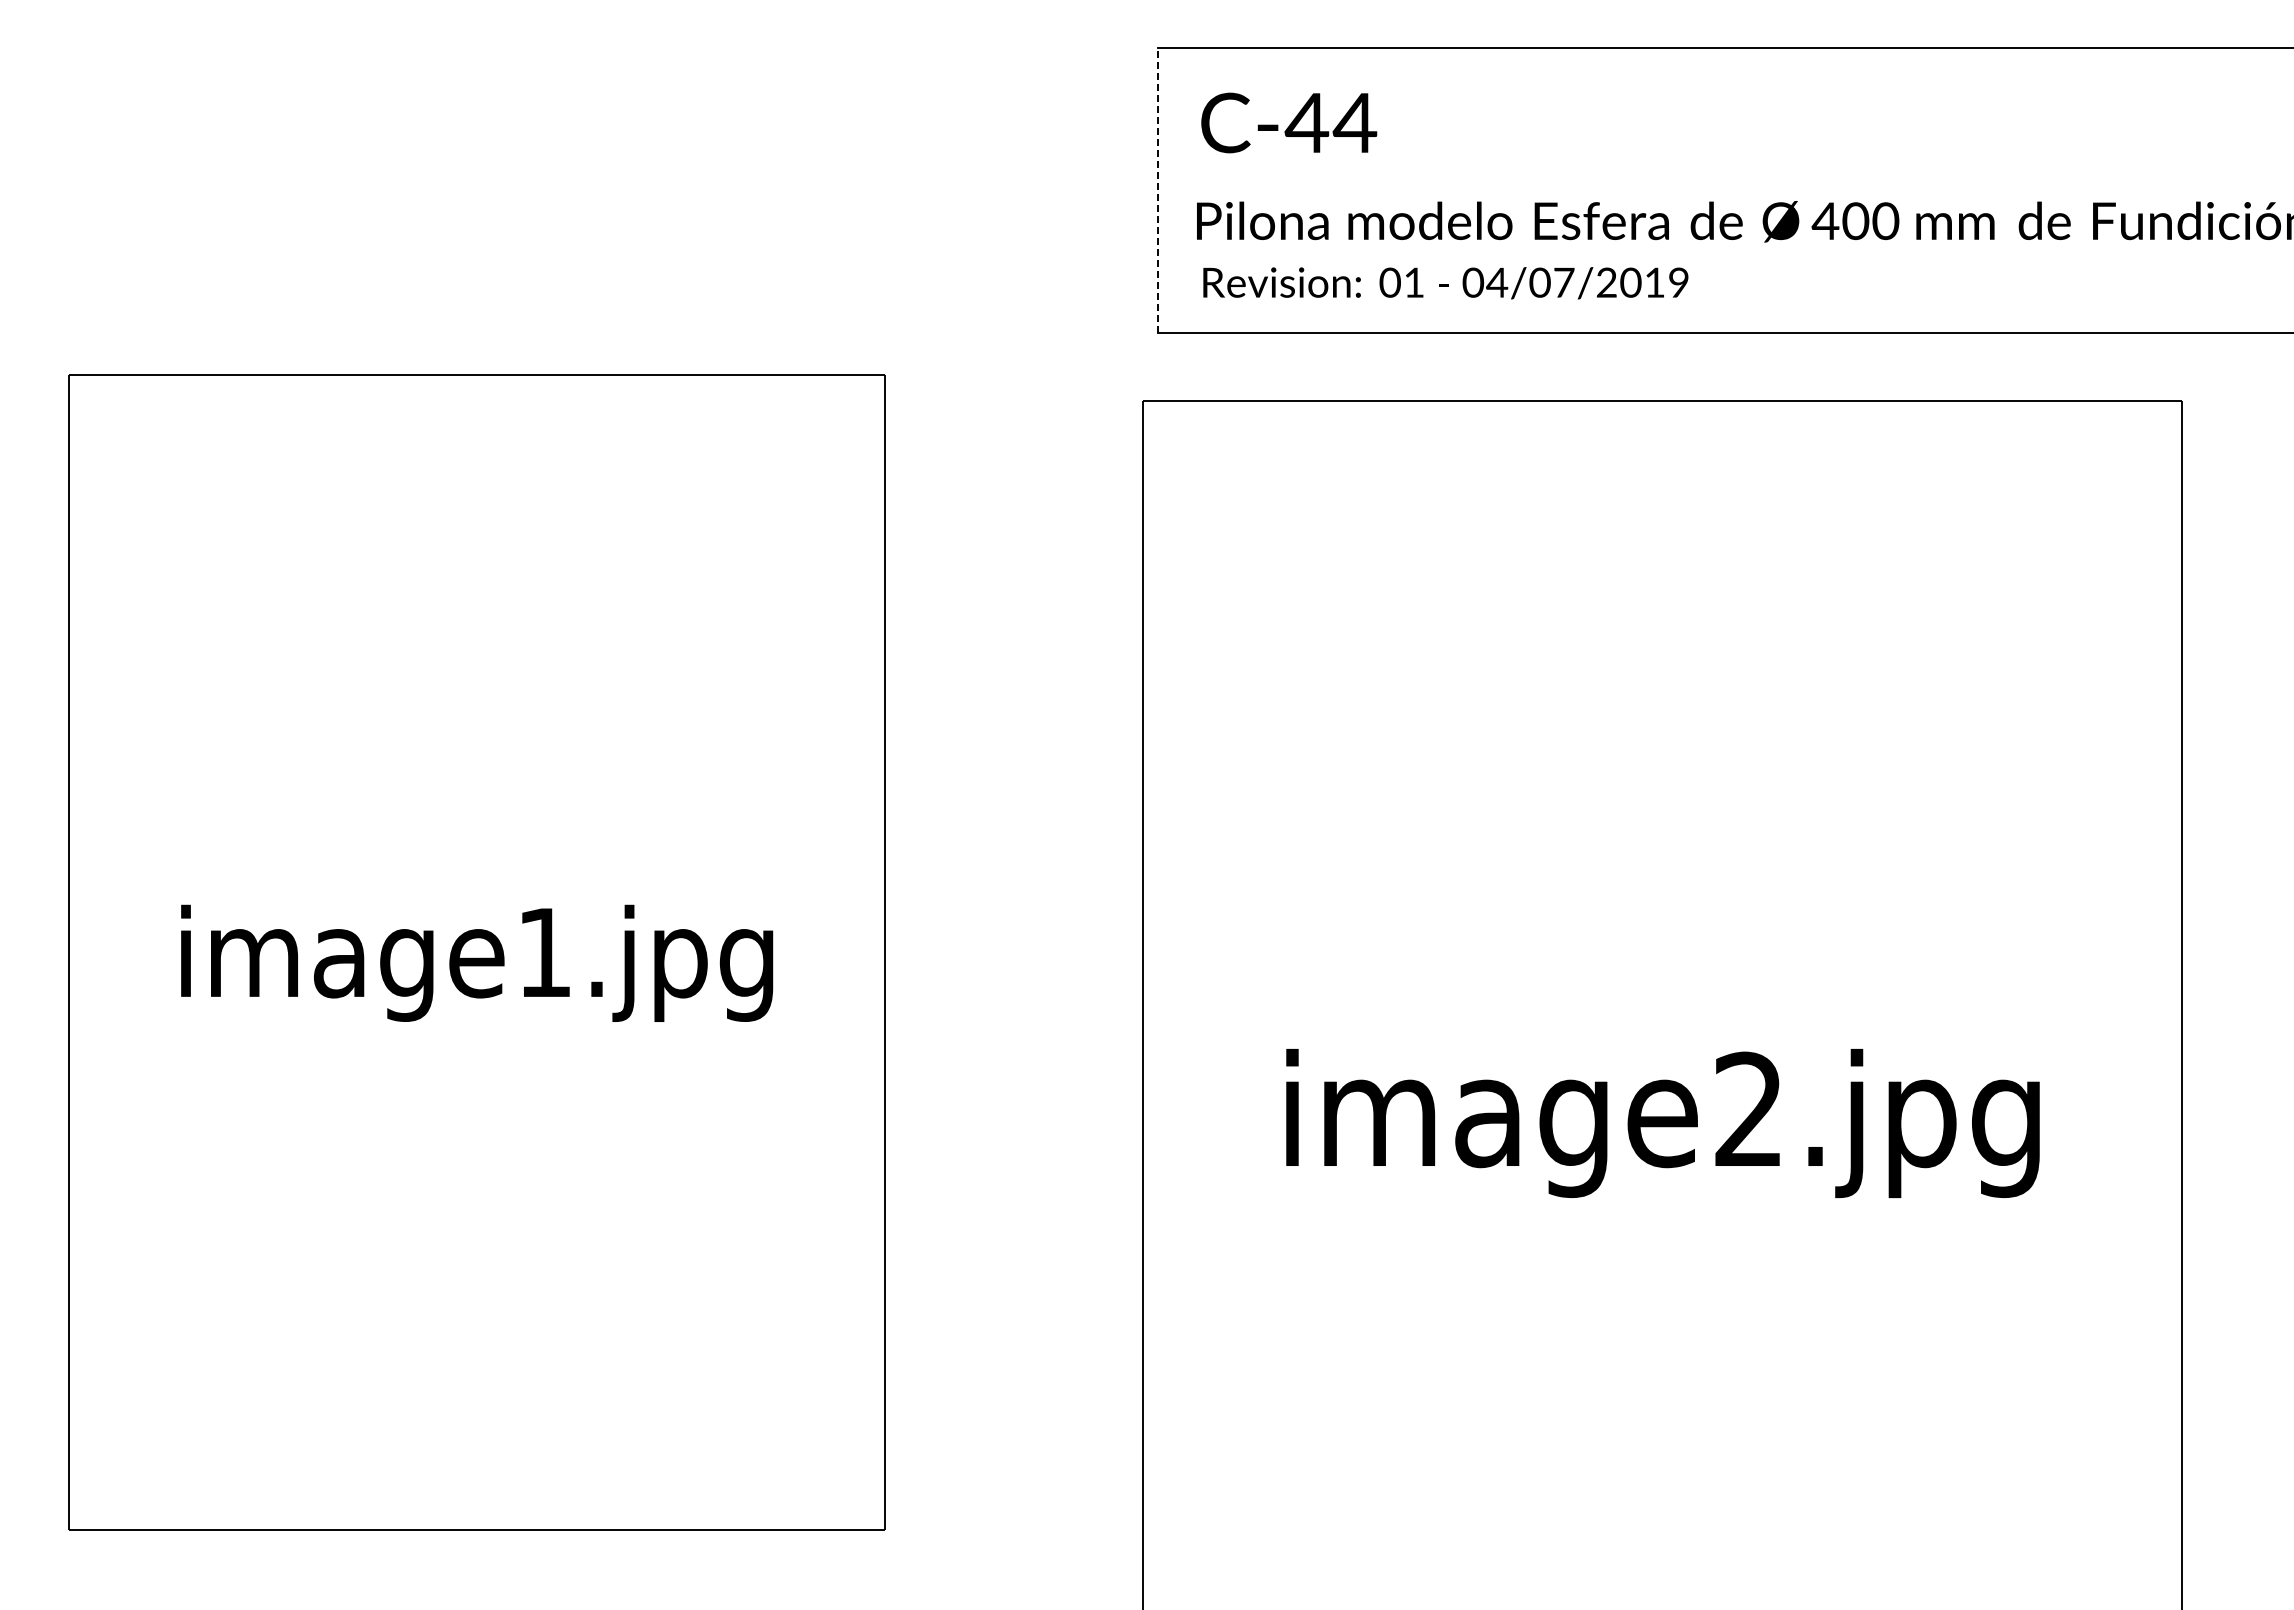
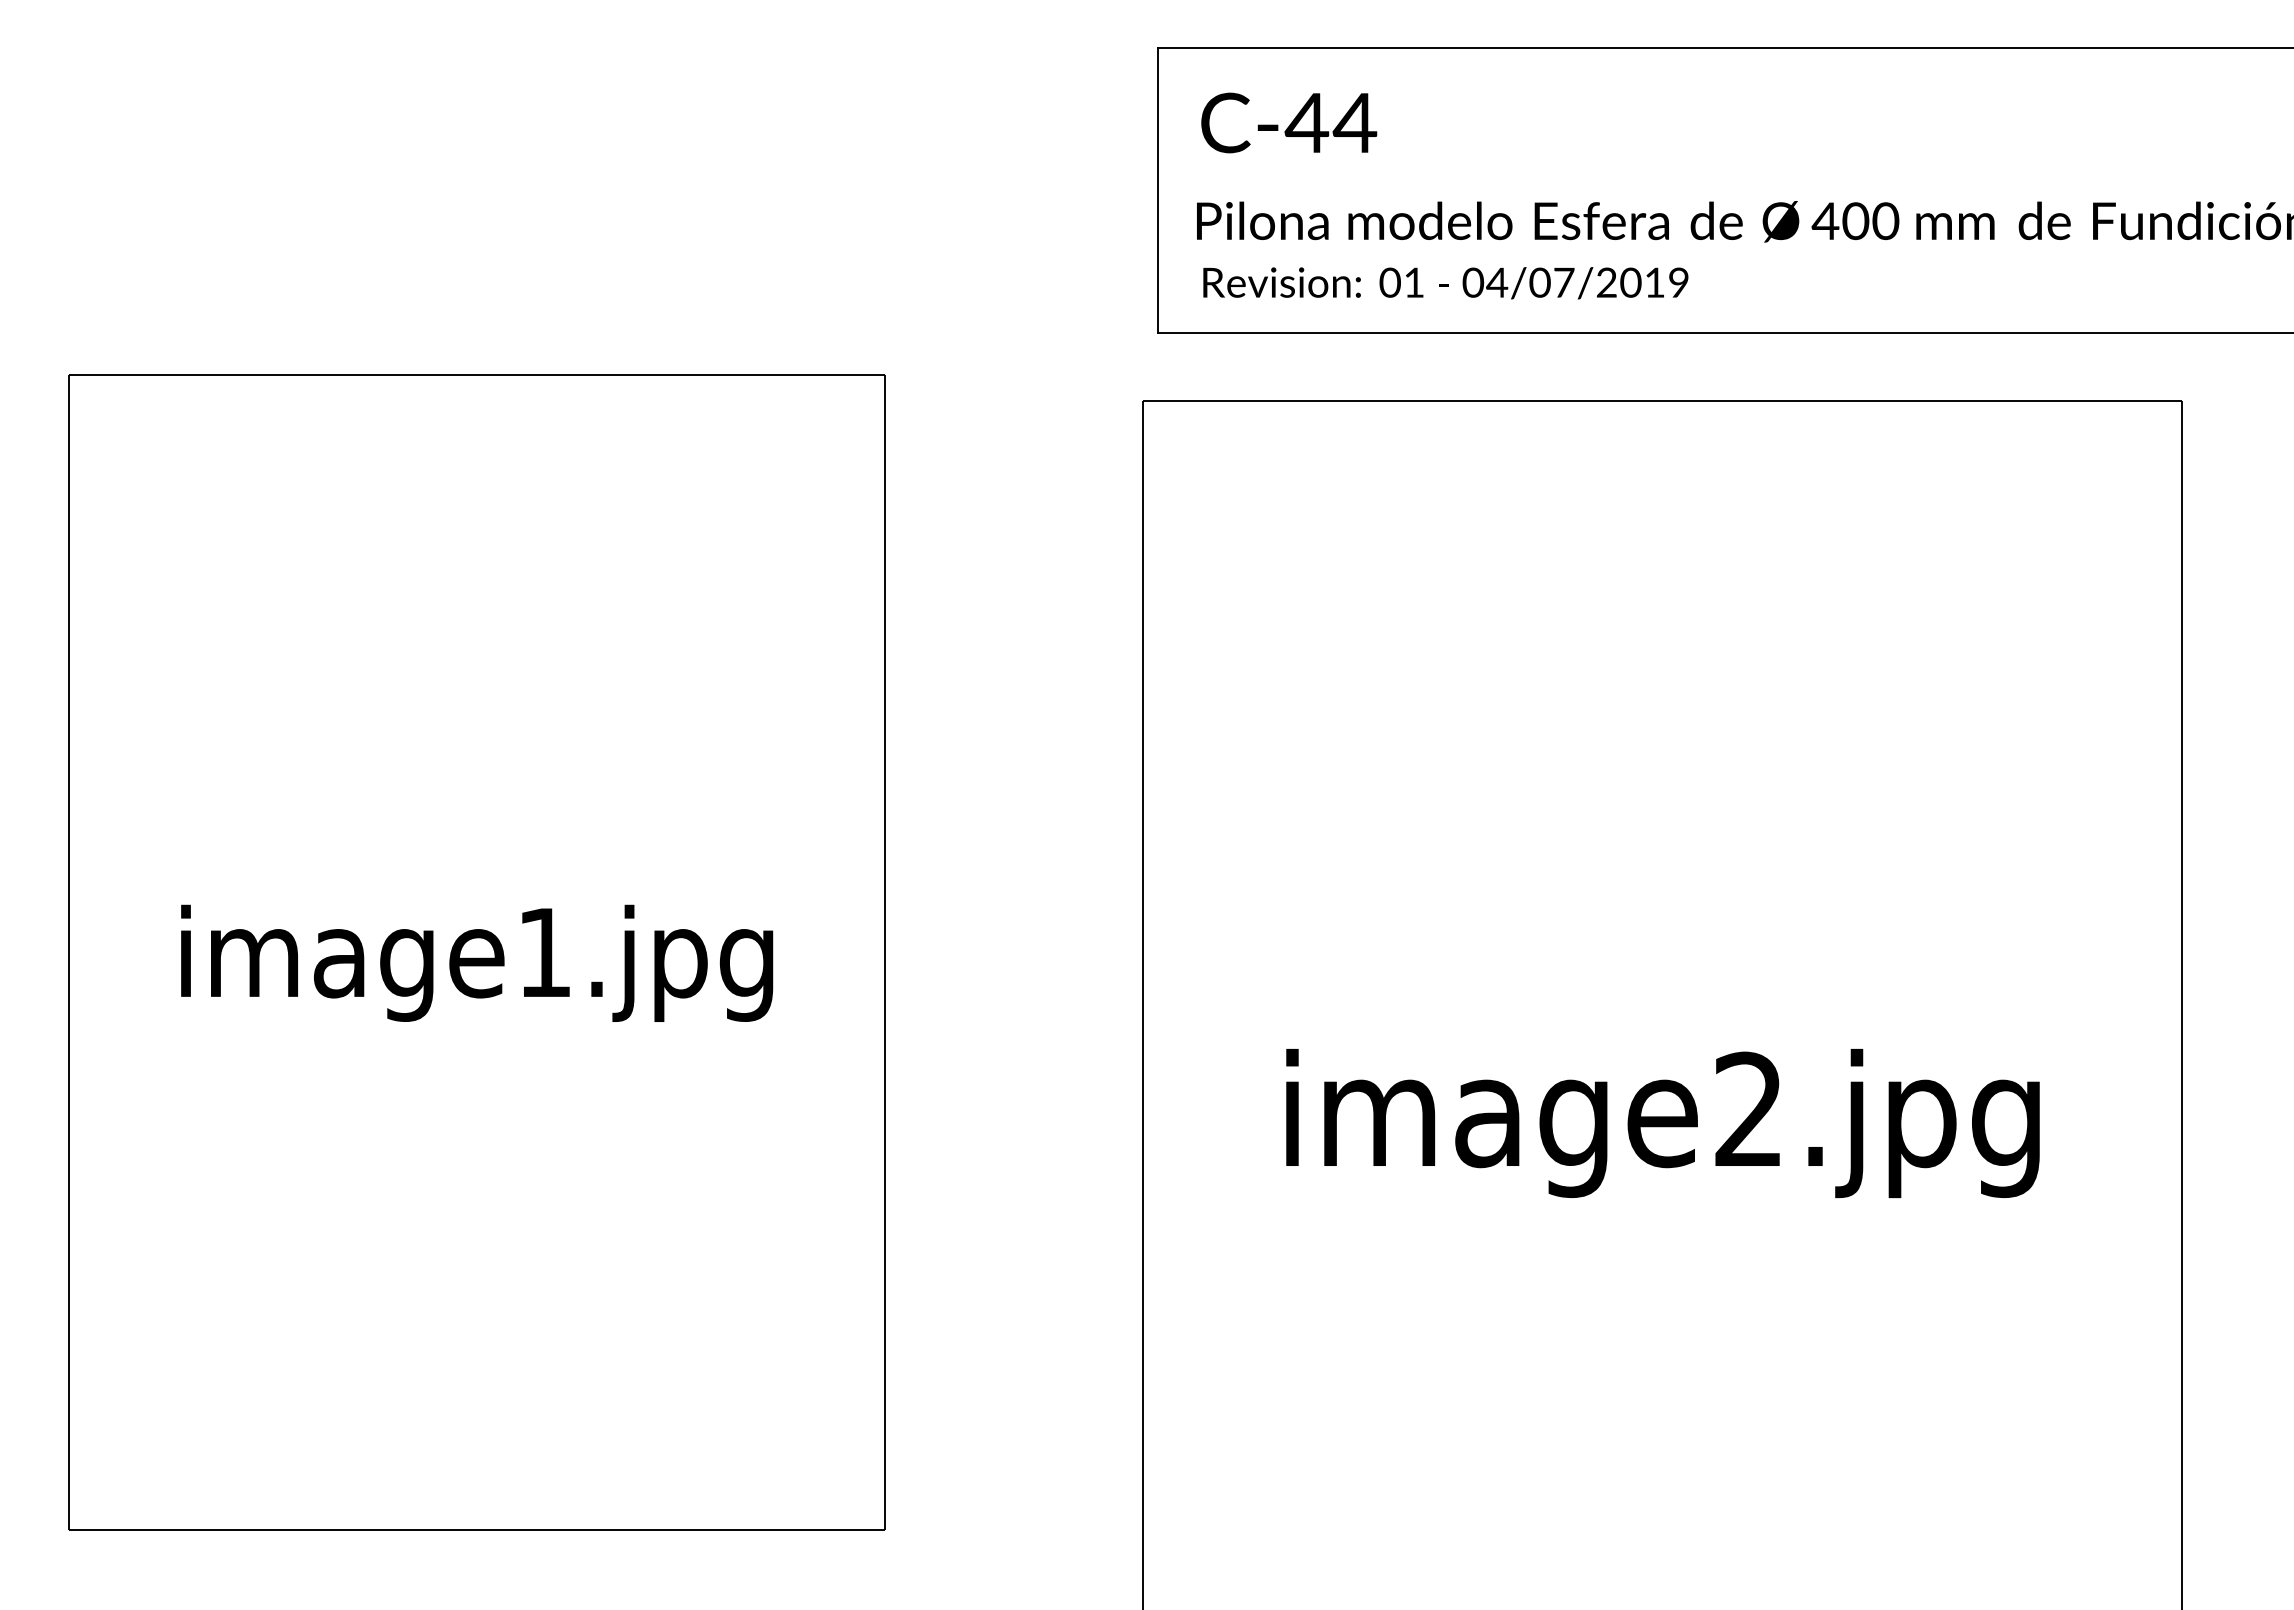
line: dashed -> solid (1157, 190)
